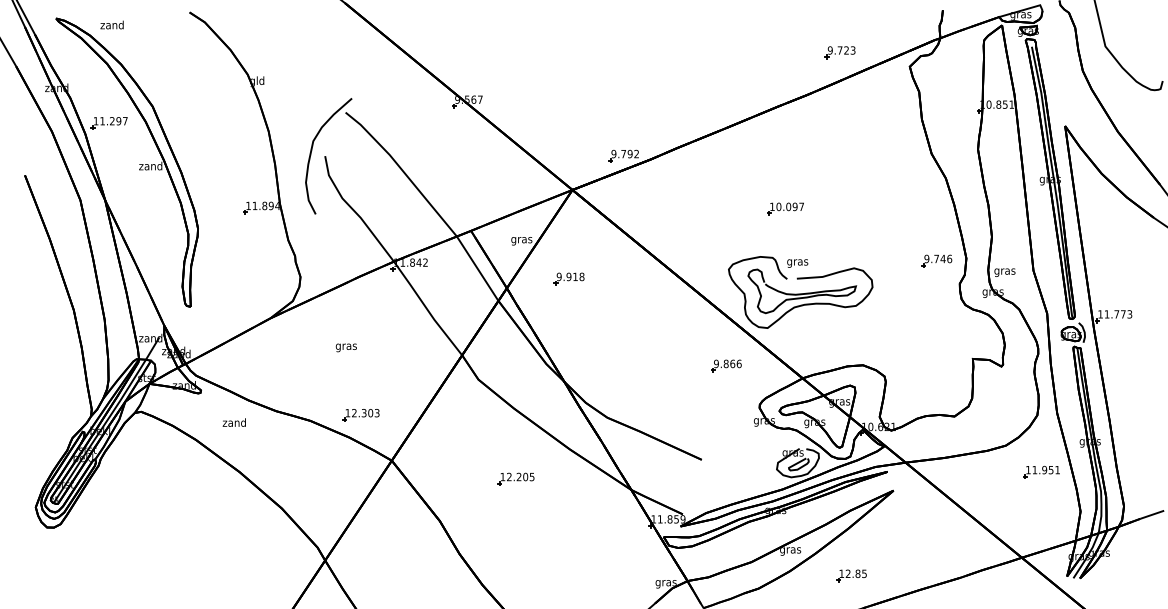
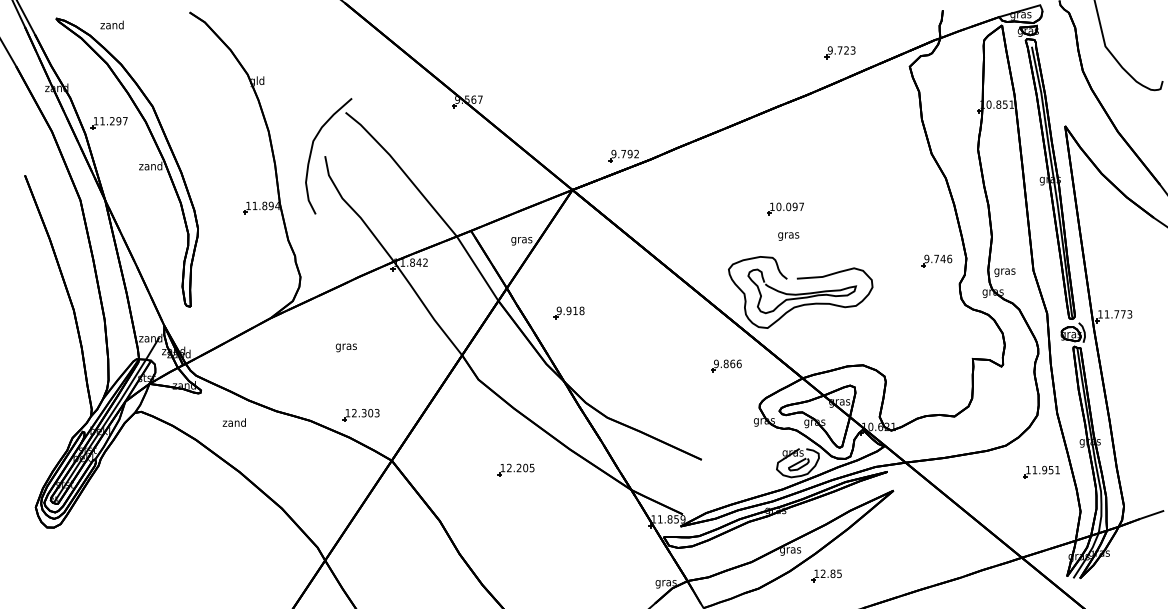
text position: (797, 263) -> (788, 236) (788, 236)
part position: (568, 278) -> (568, 312) (568, 312)
part position: (515, 478) -> (515, 469) (515, 469)
part position: (851, 575) -> (826, 575) (826, 575)
